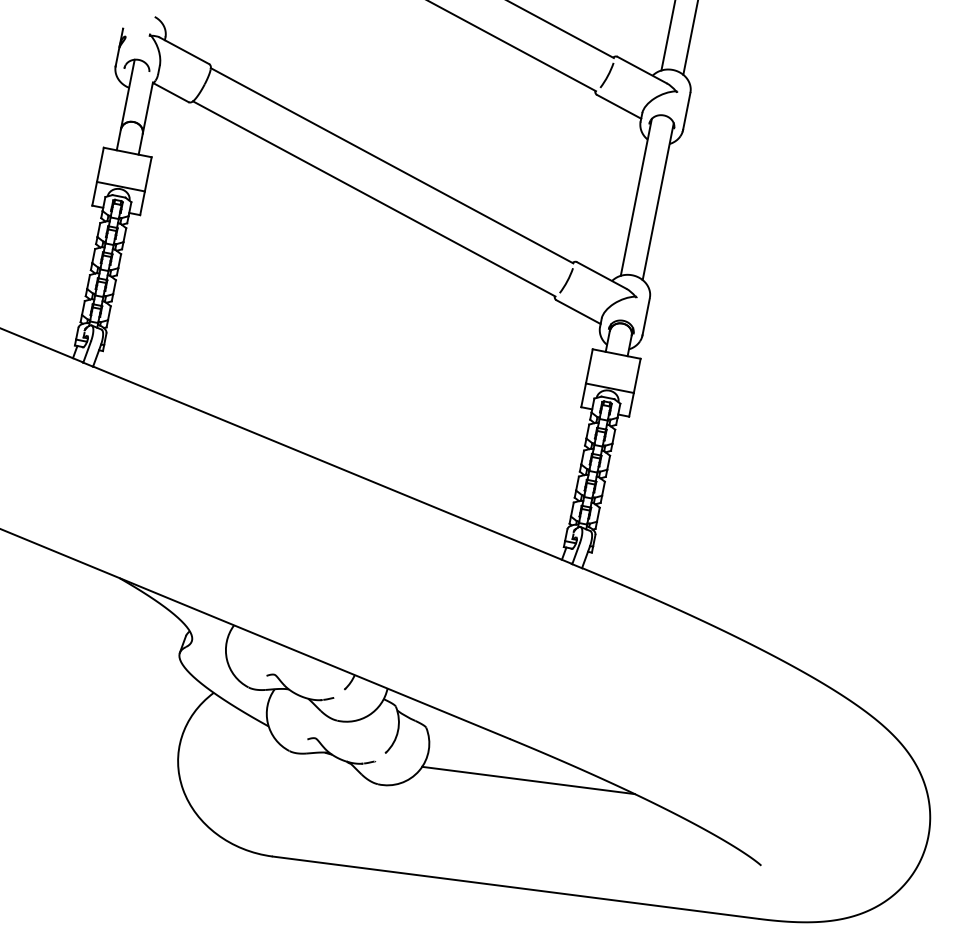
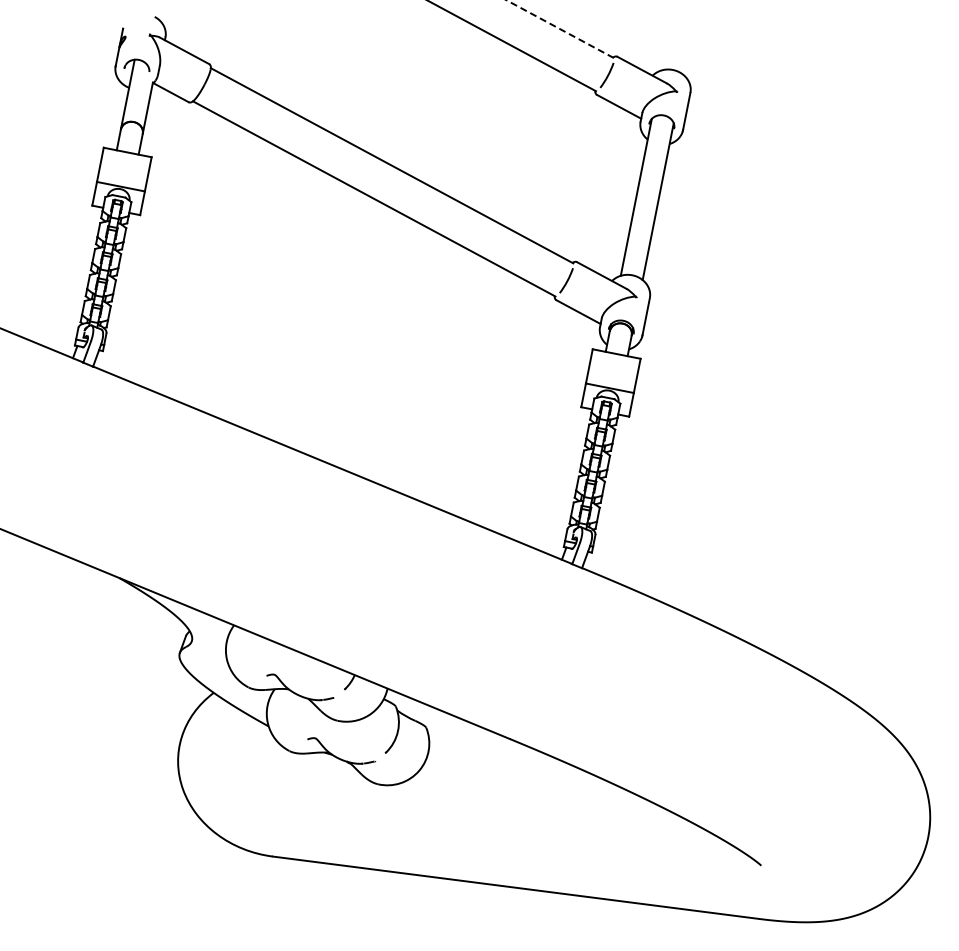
line: solid -> dashed (560, 29)
line: present -> none (667, 36)
line: present -> none (690, 38)
line: present -> none (528, 780)
